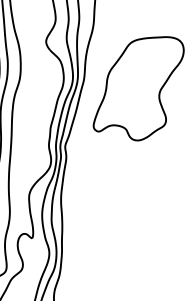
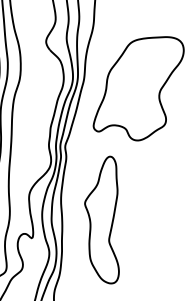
part: none -> present (101, 219)
